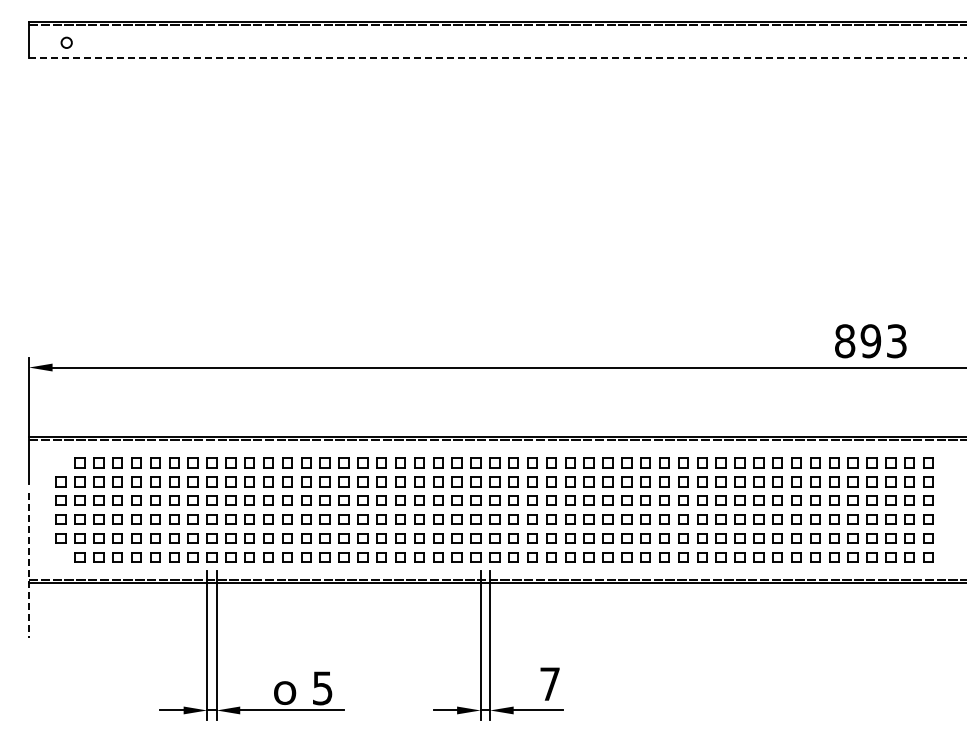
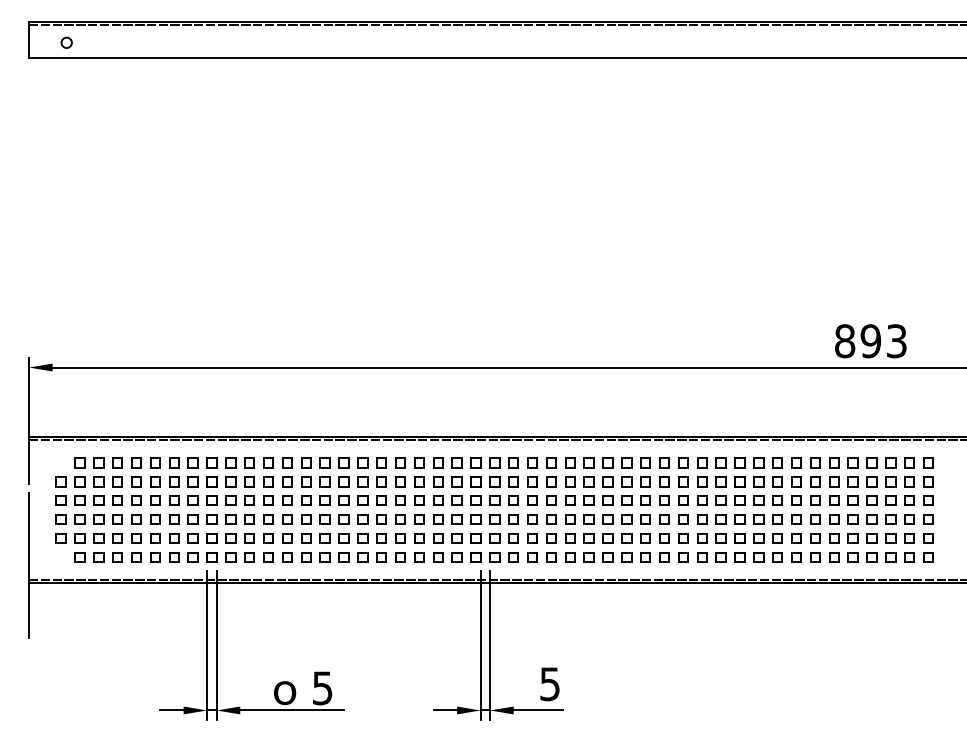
line: dashed -> solid (497, 57)
line: dashed -> solid (29, 565)
text: 7 -> 5 (549, 684)
